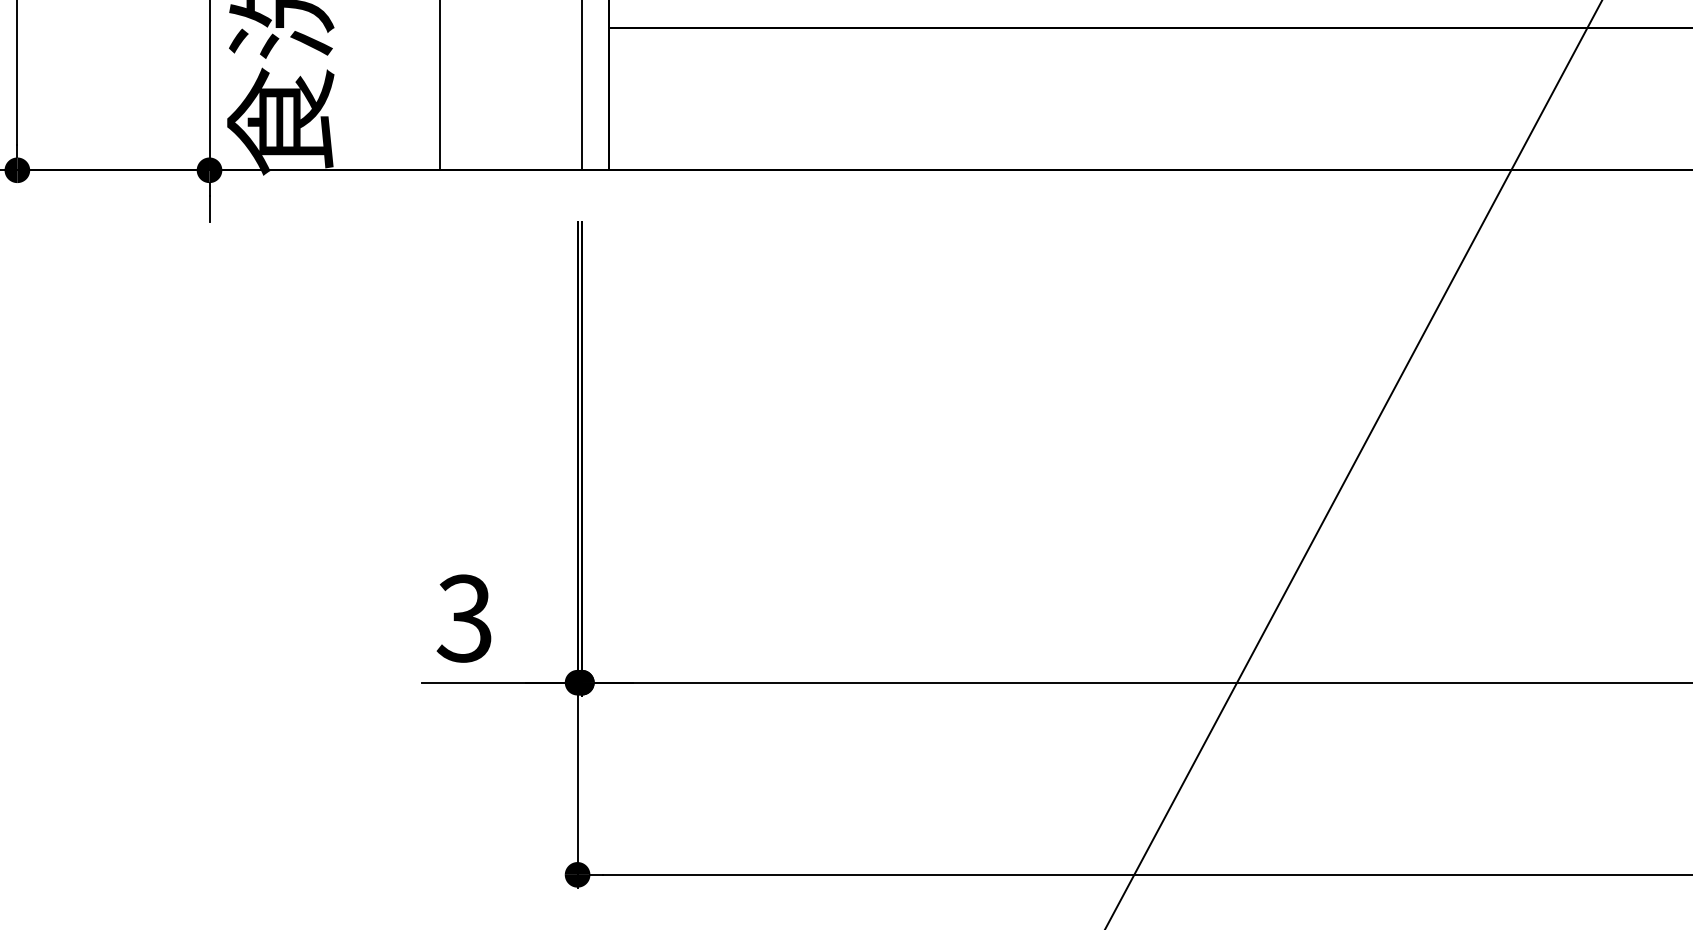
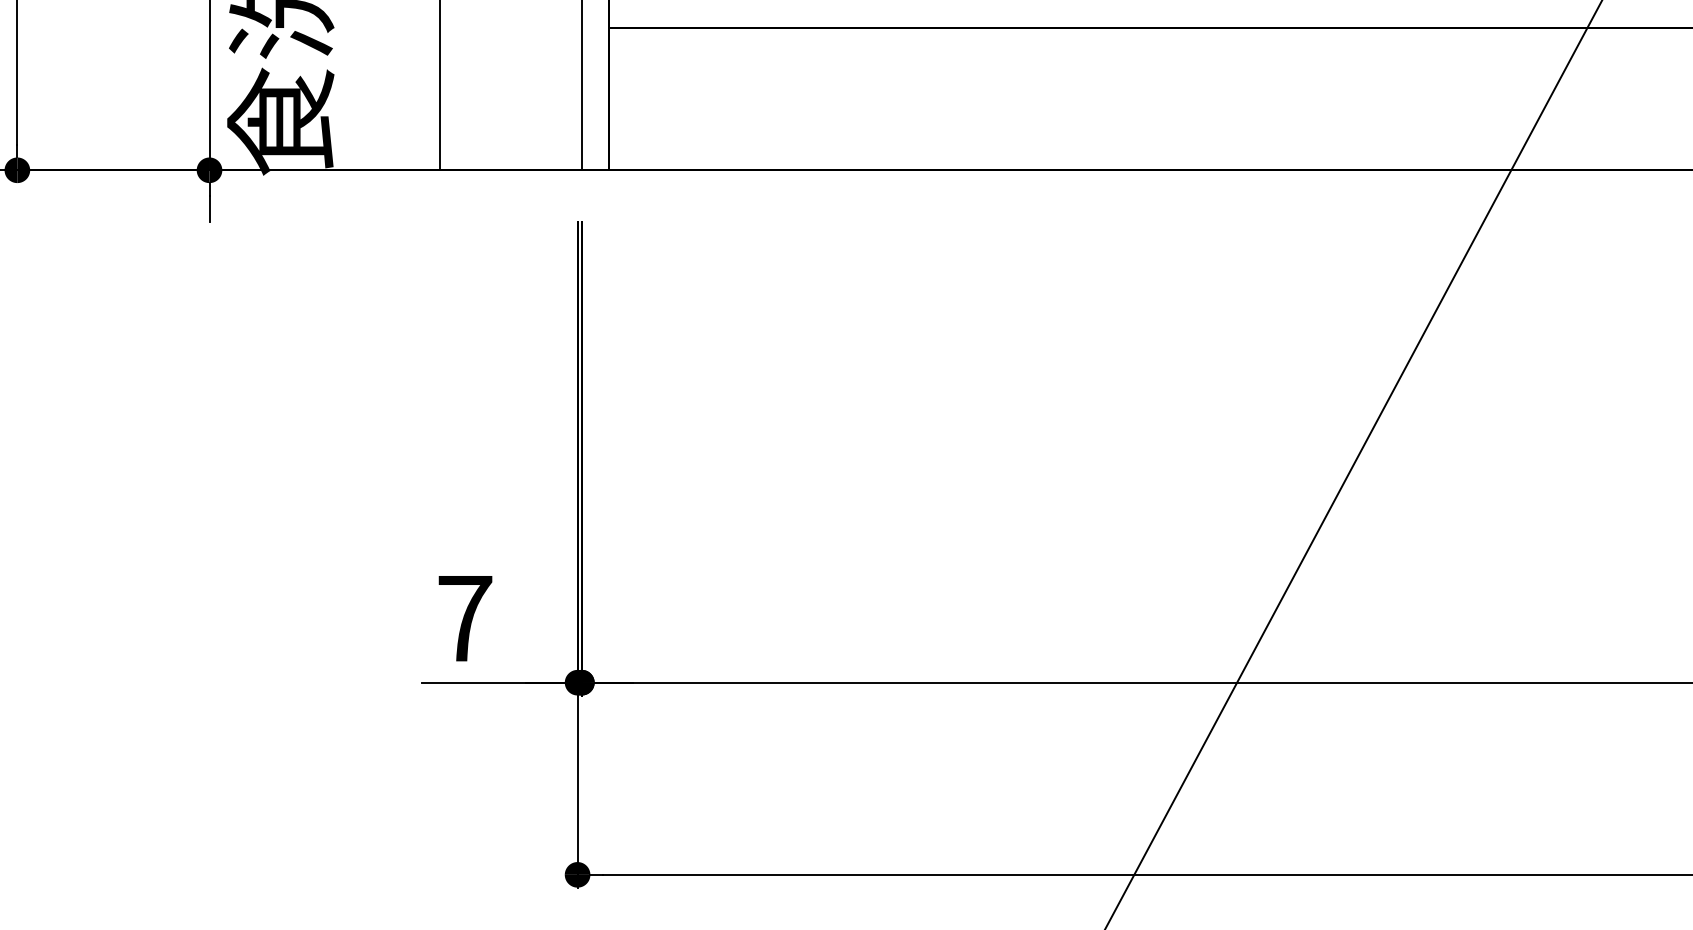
text: 3 -> 7 (464, 618)
